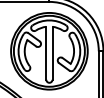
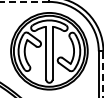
line: solid -> dashed (24, 1)
line: solid -> dashed (103, 74)
